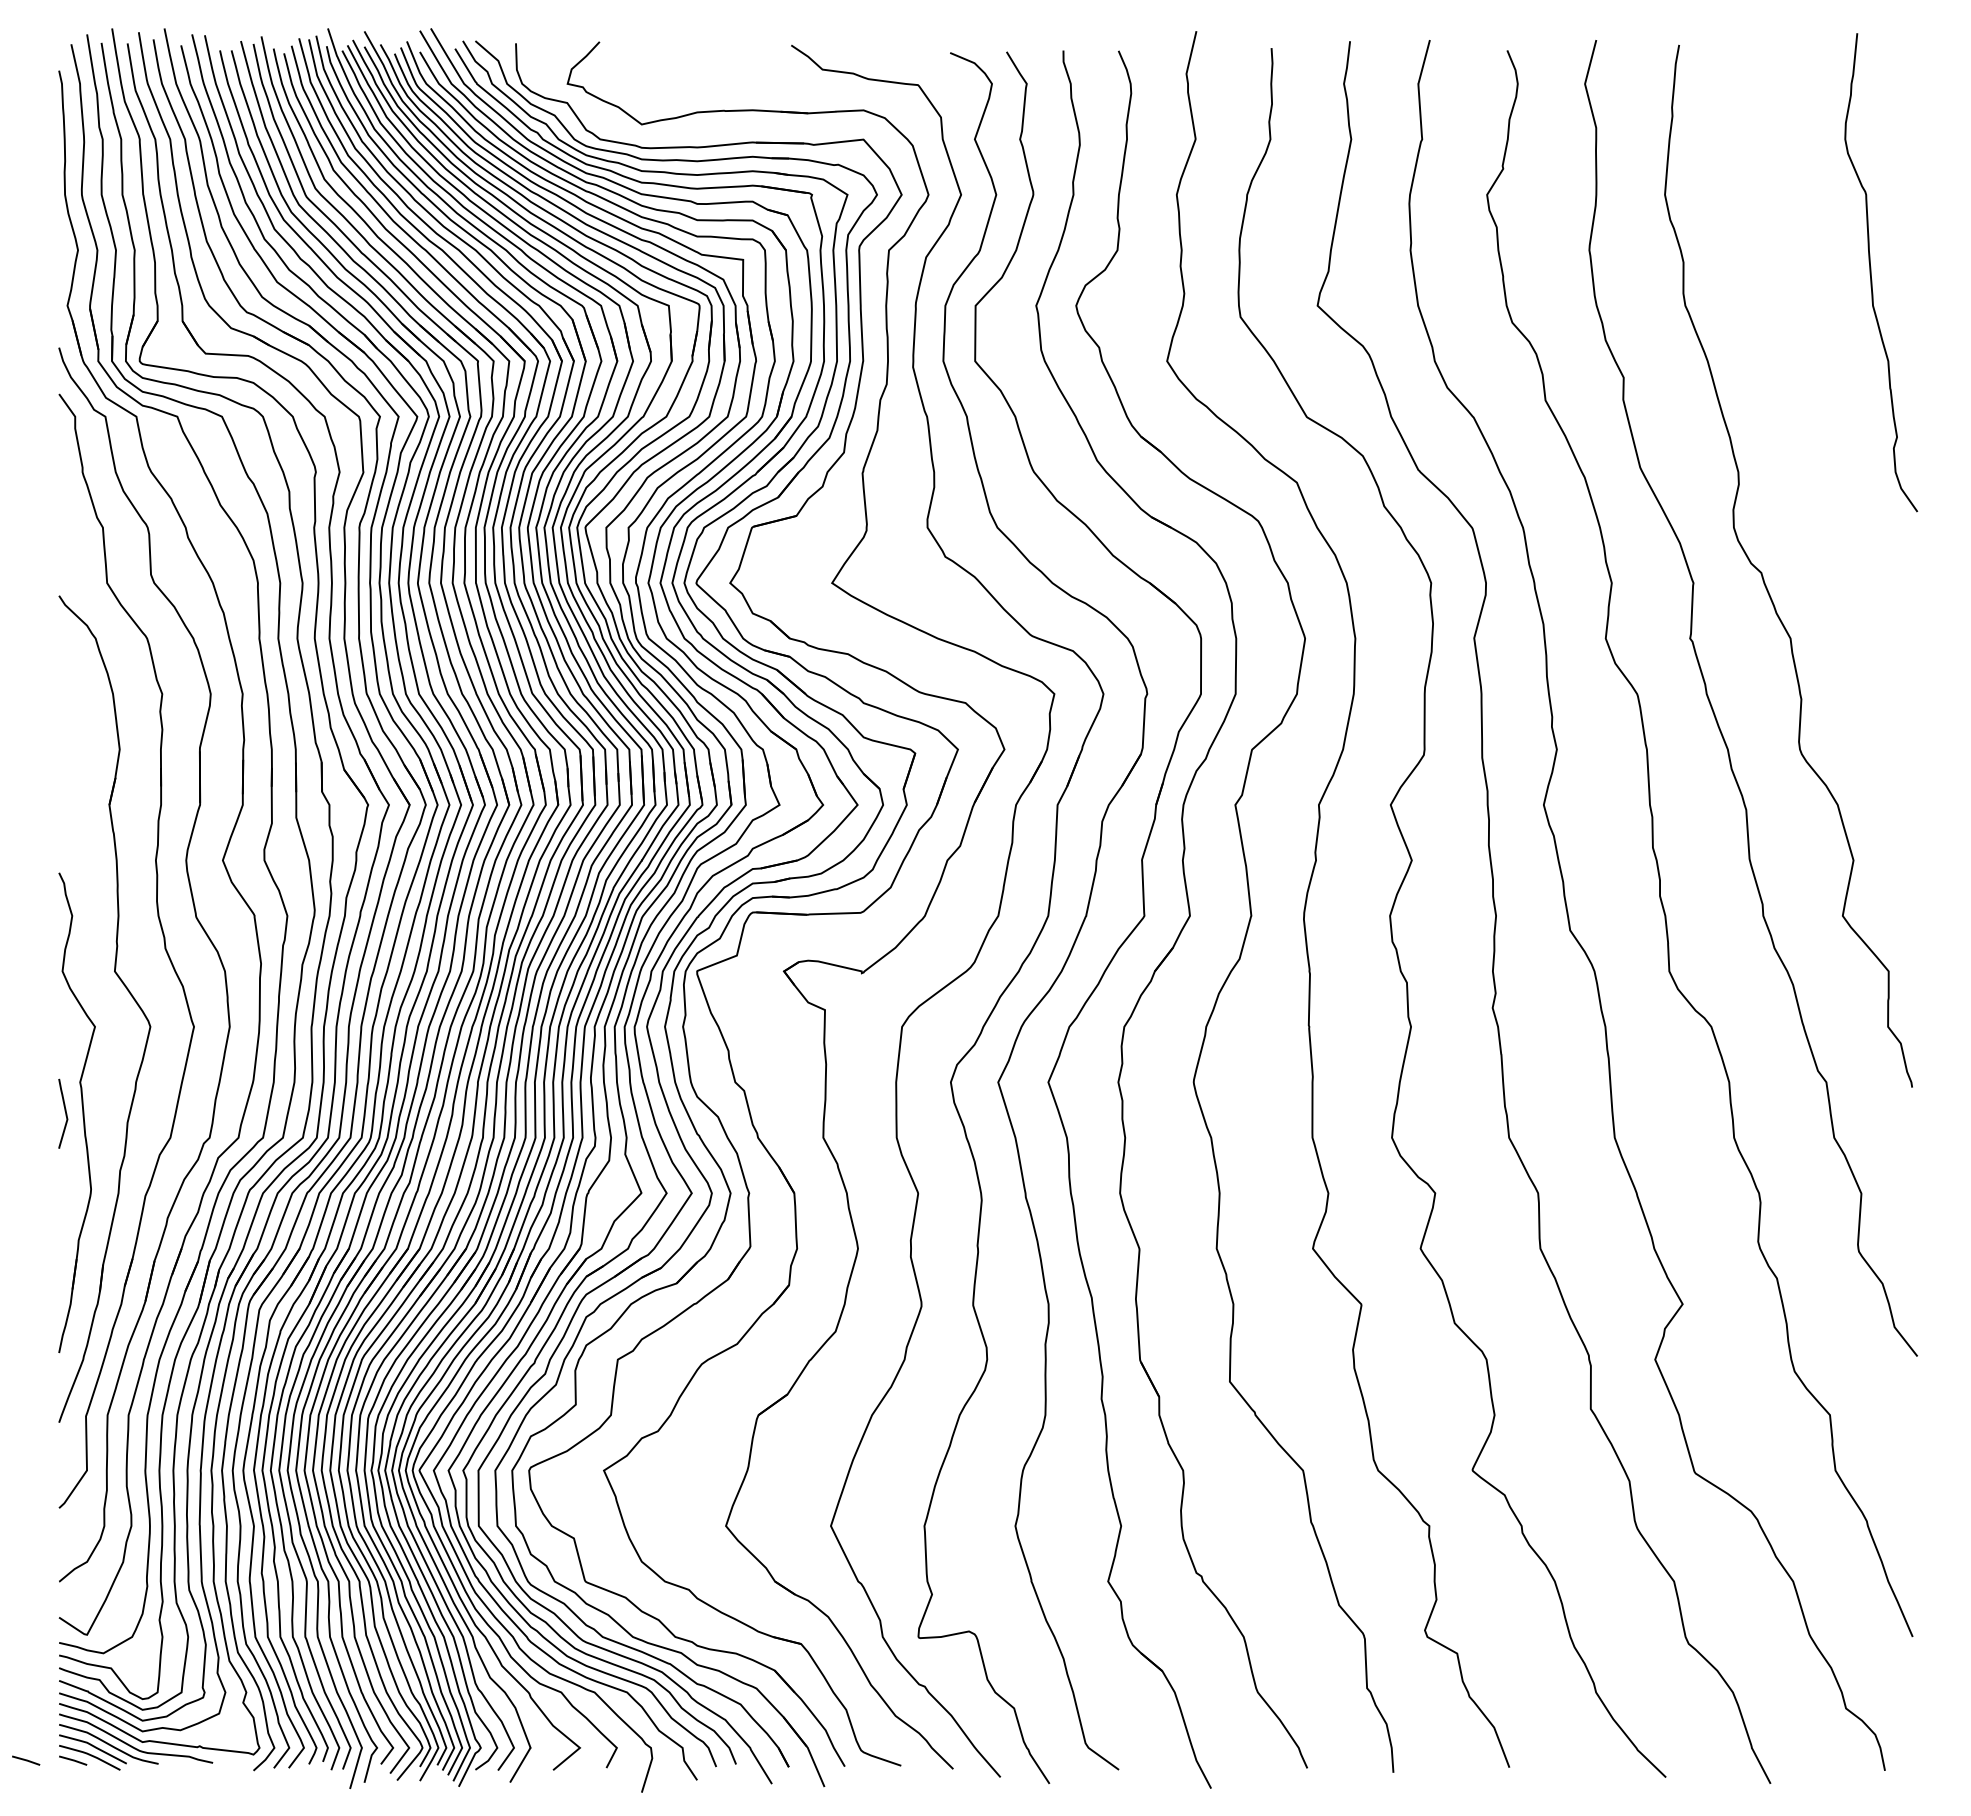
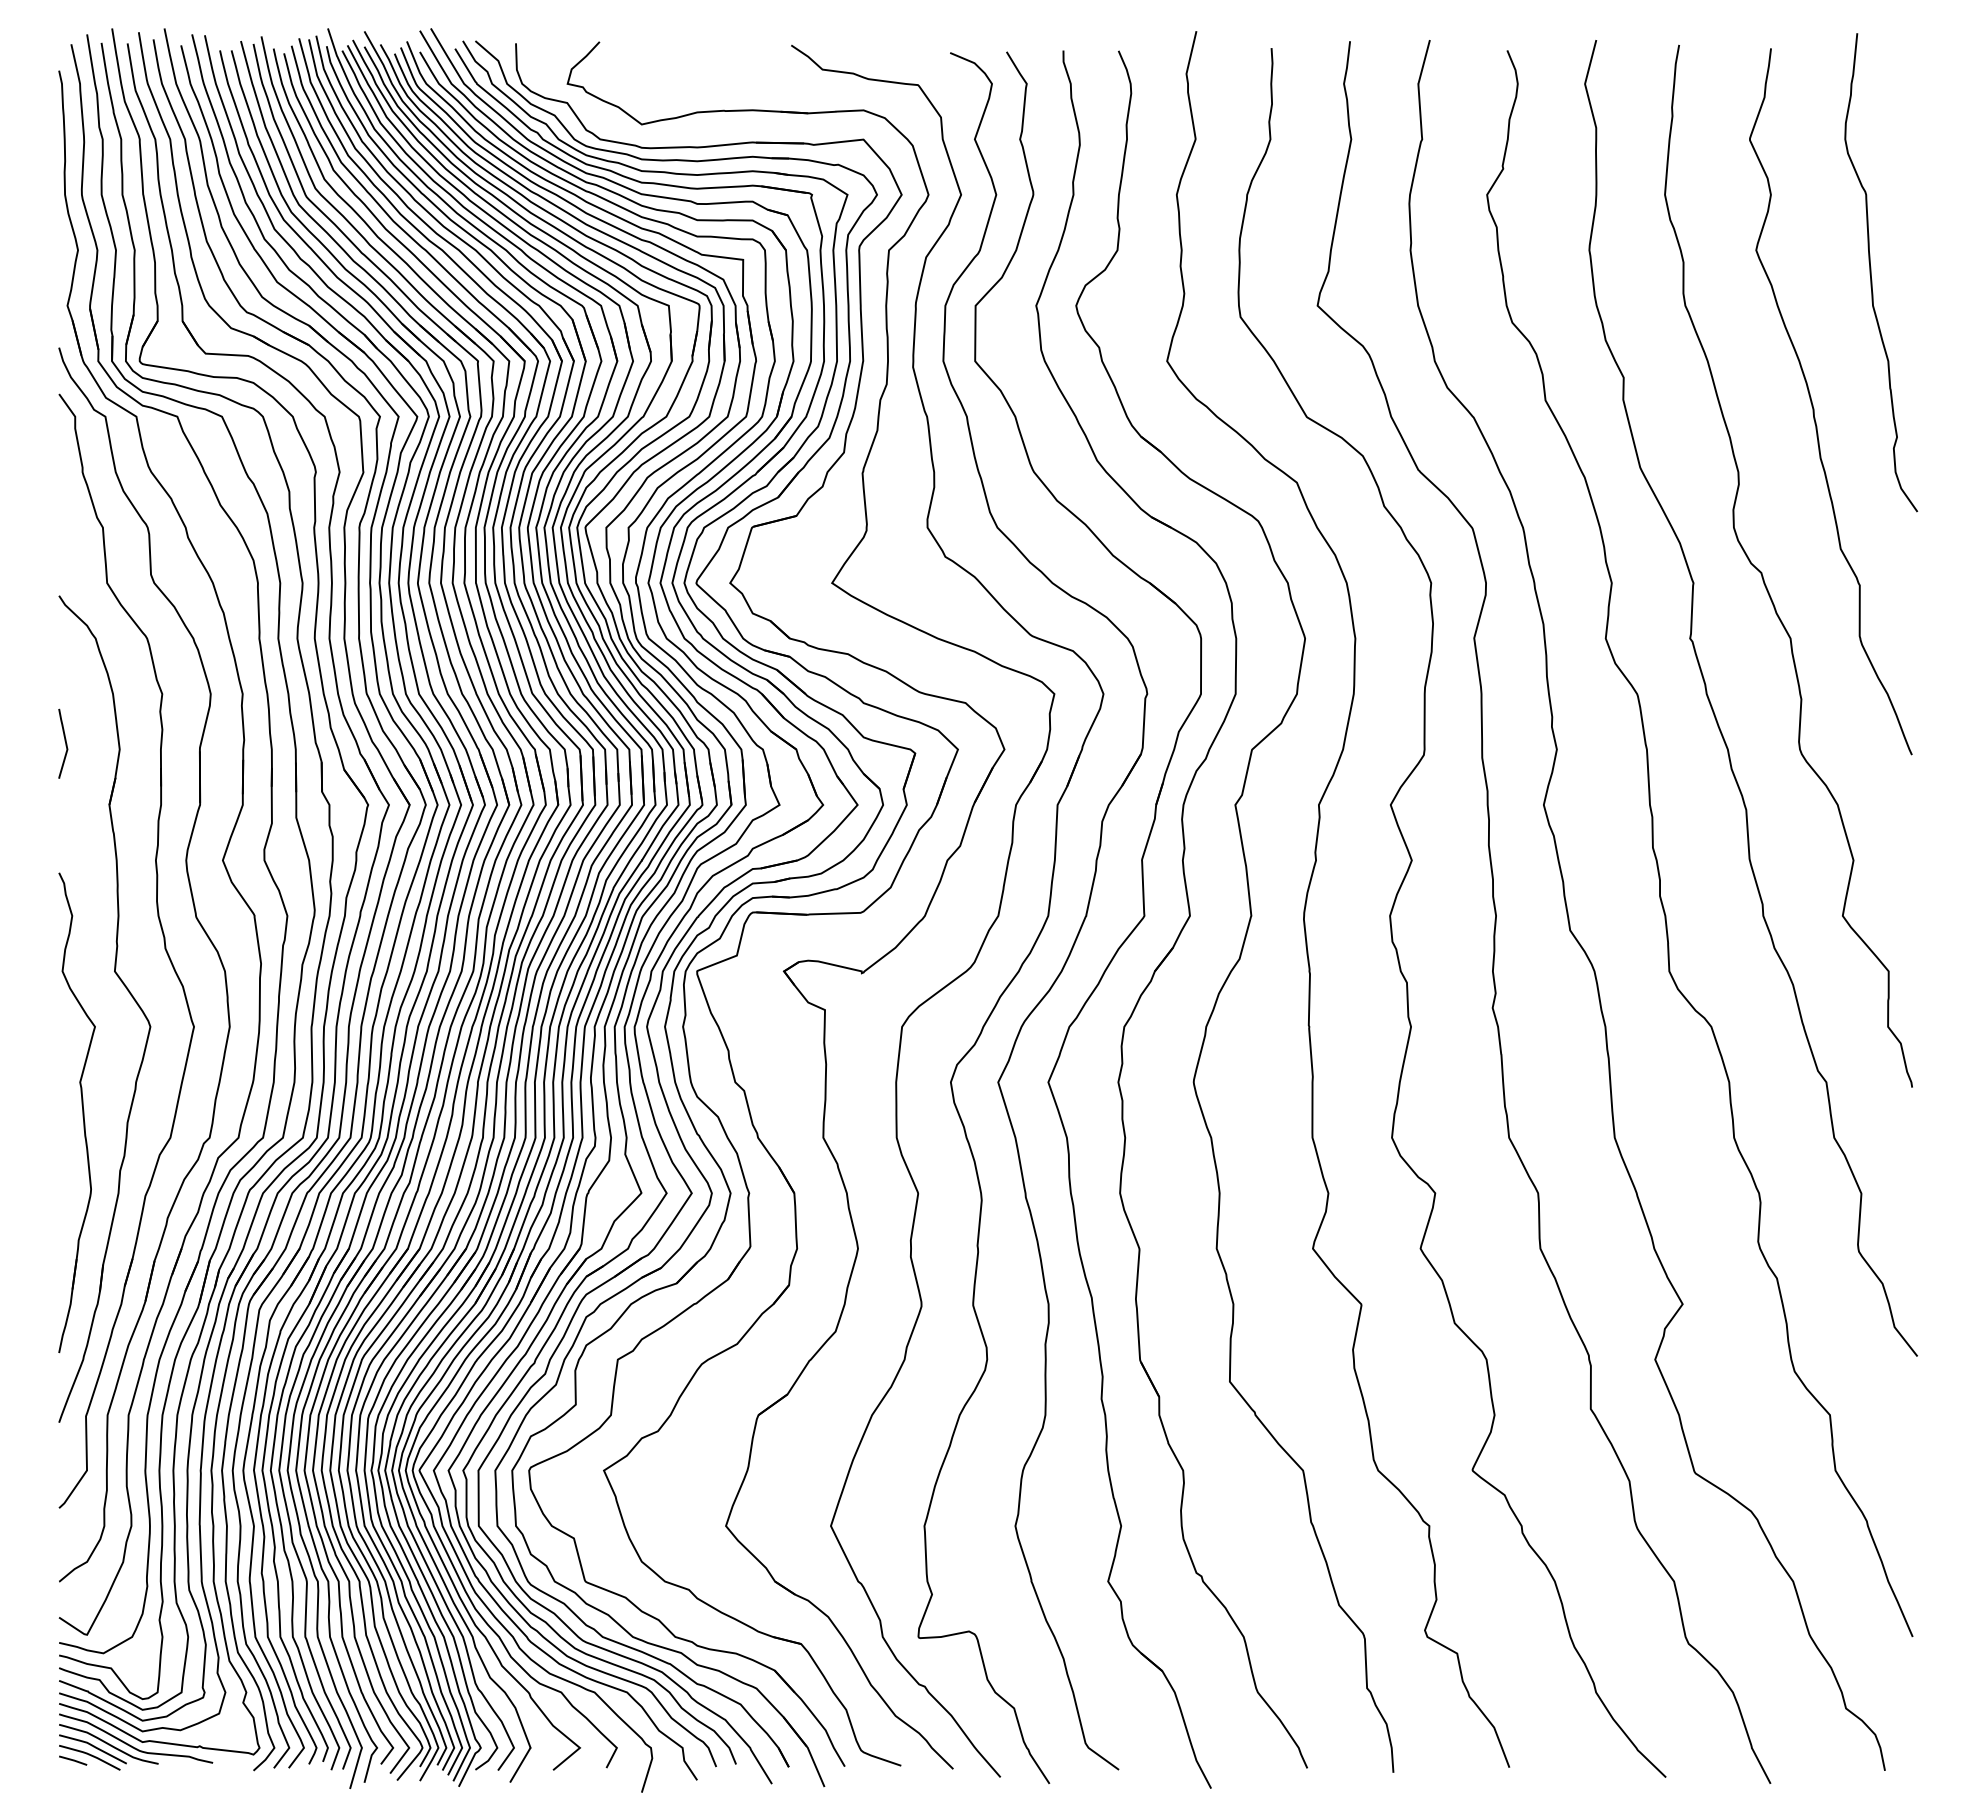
curve: none -> present (1813, 404)
curve position: (65, 1113) -> (65, 743) (65, 743)
line: present -> none (26, 1760)
